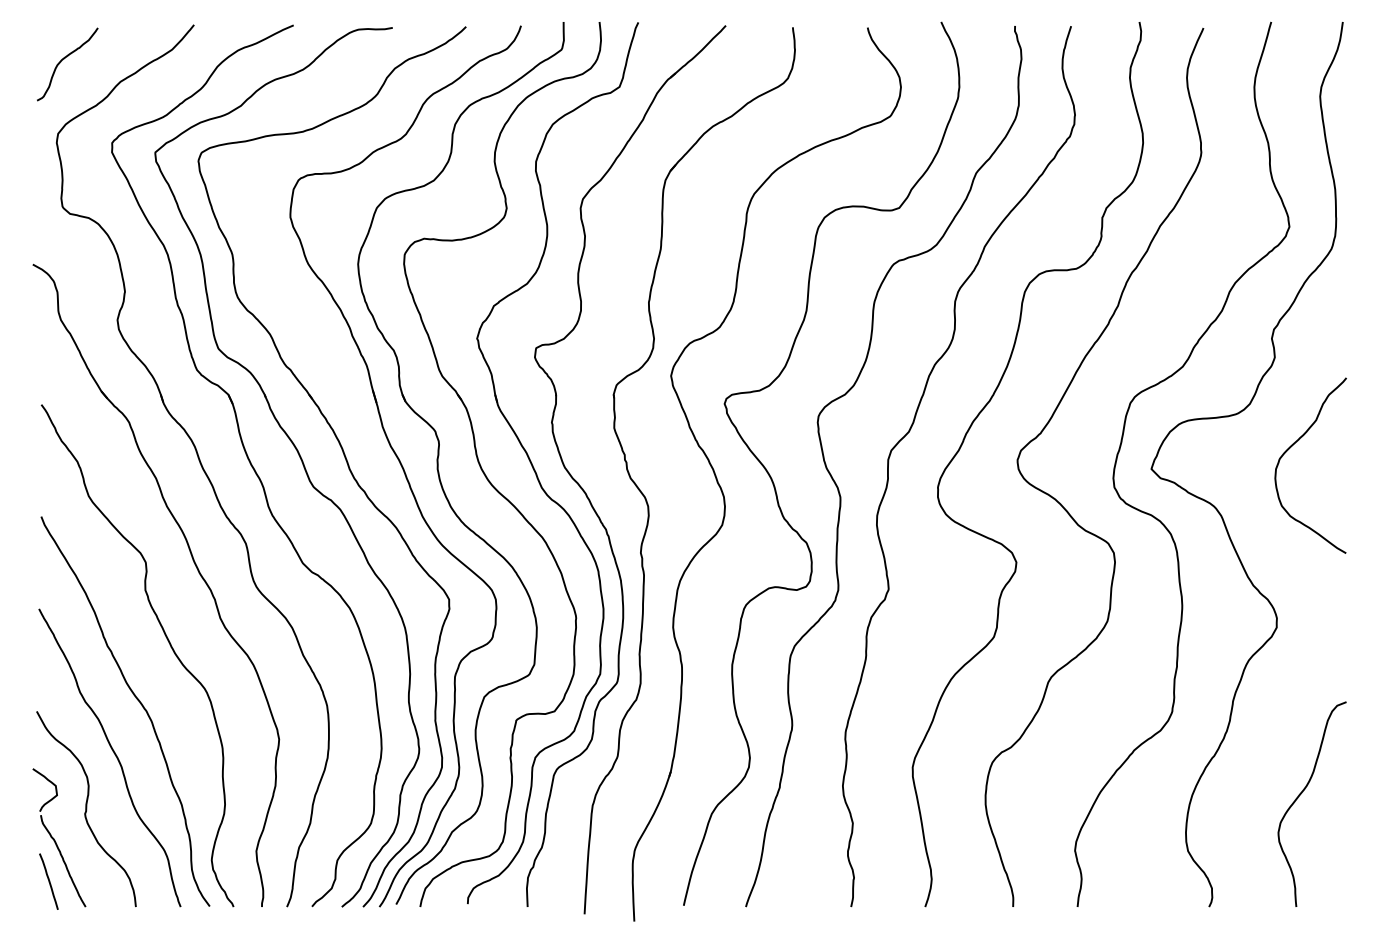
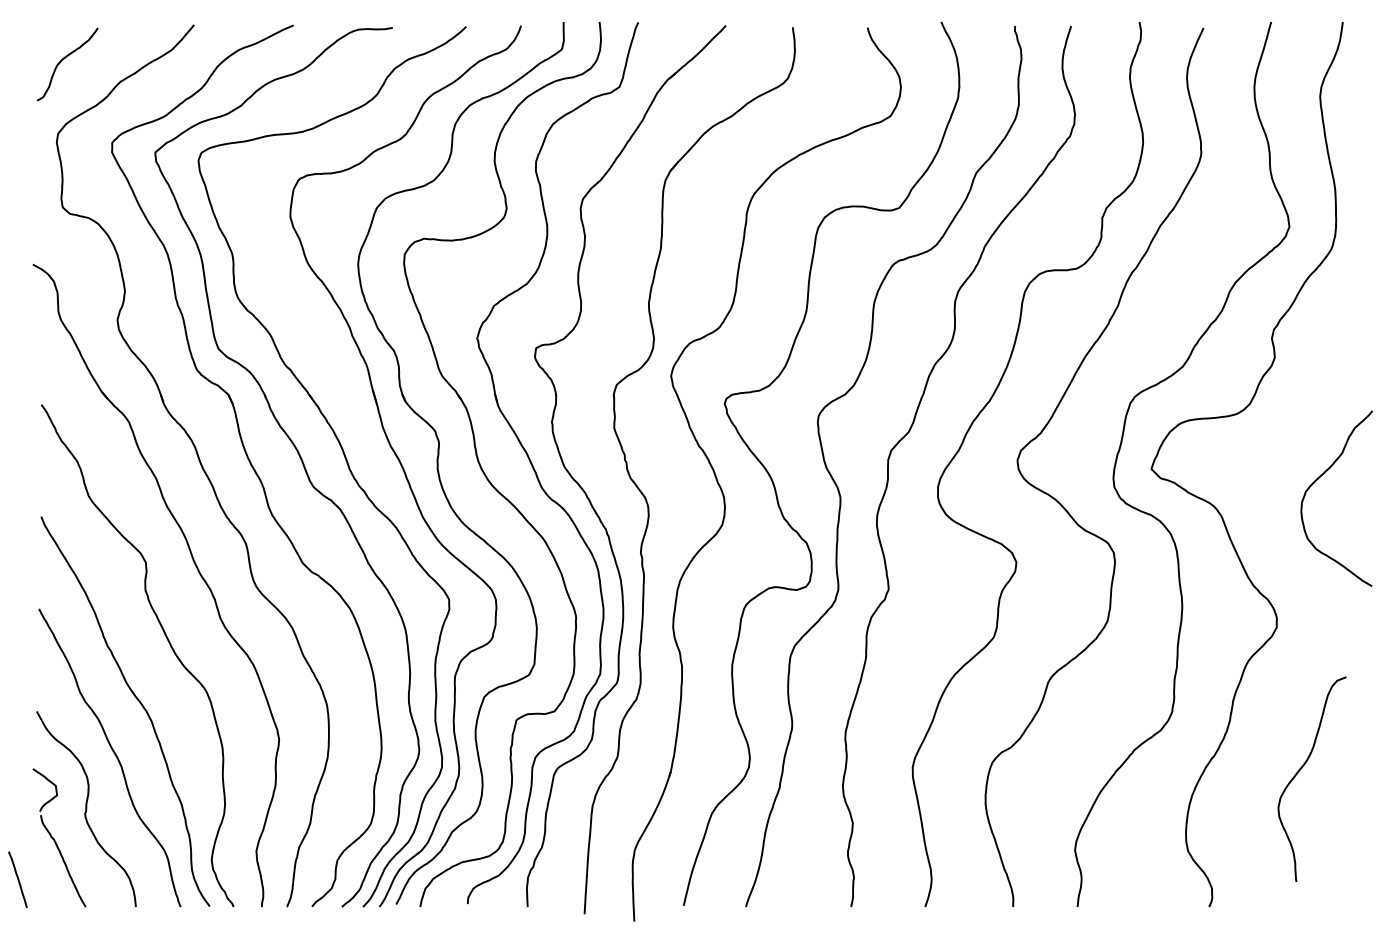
curve position: (1292, 446) -> (1318, 479) (1318, 479)
curve position: (1302, 793) -> (1302, 768) (1302, 768)
line position: (48, 881) -> (17, 879) (17, 879)
